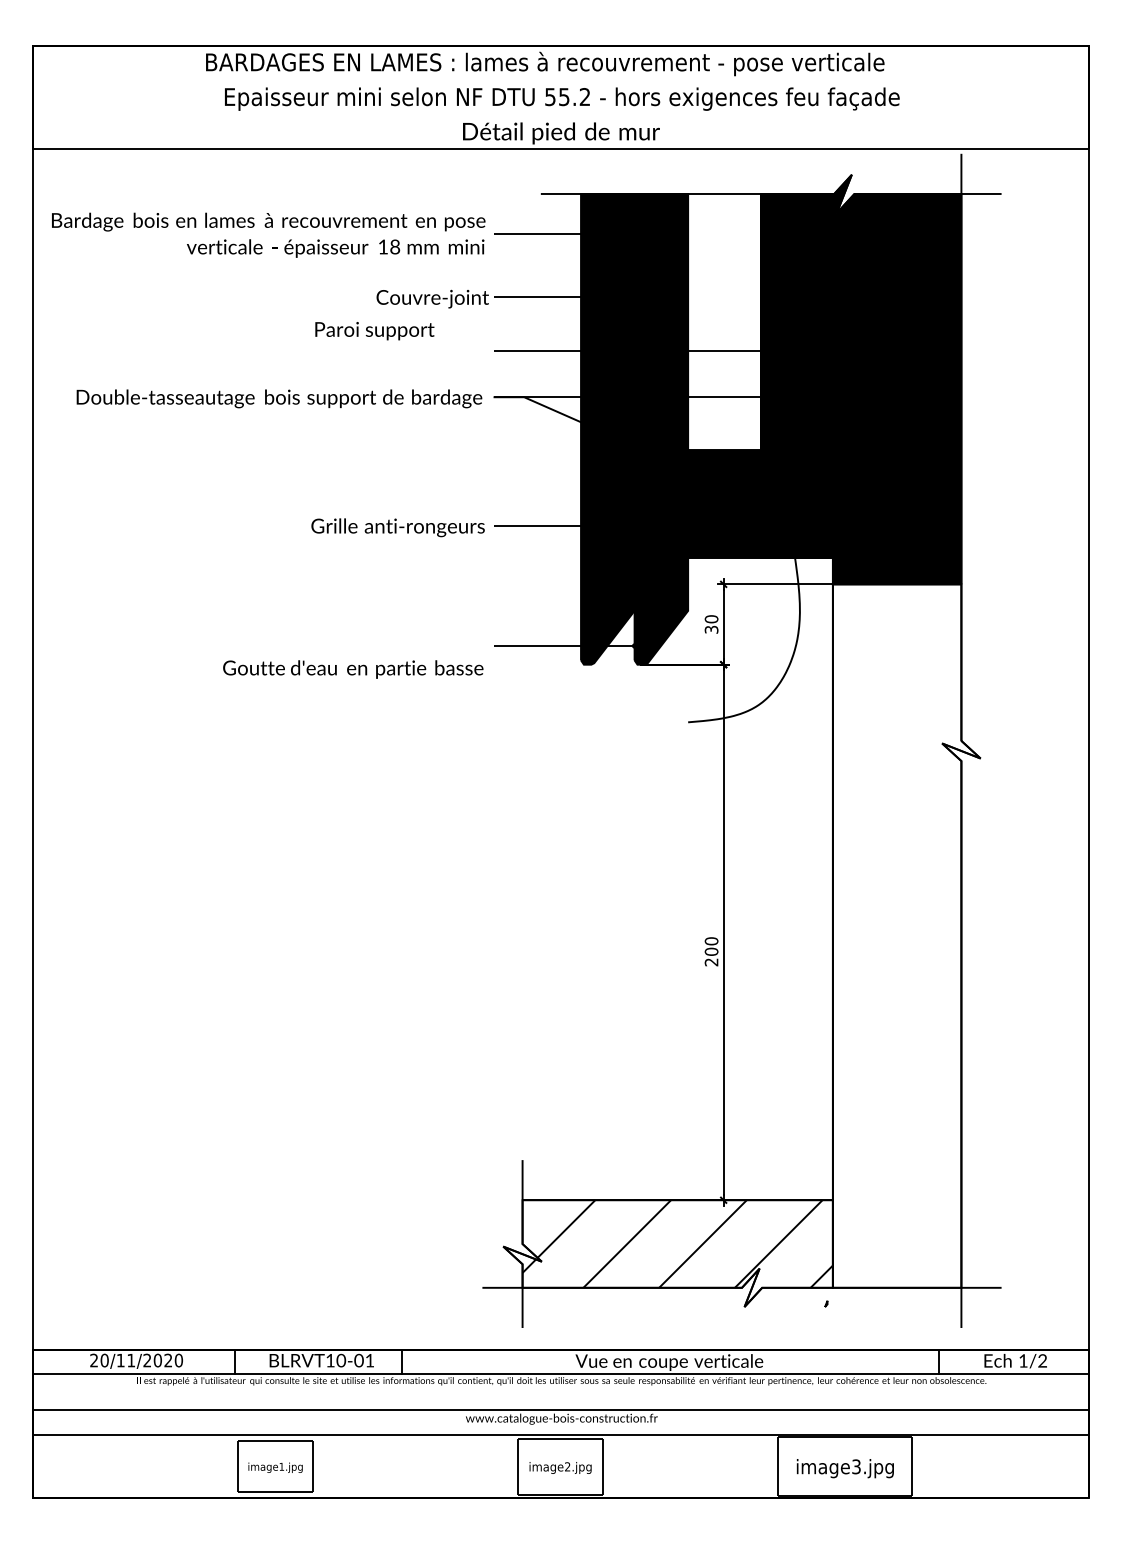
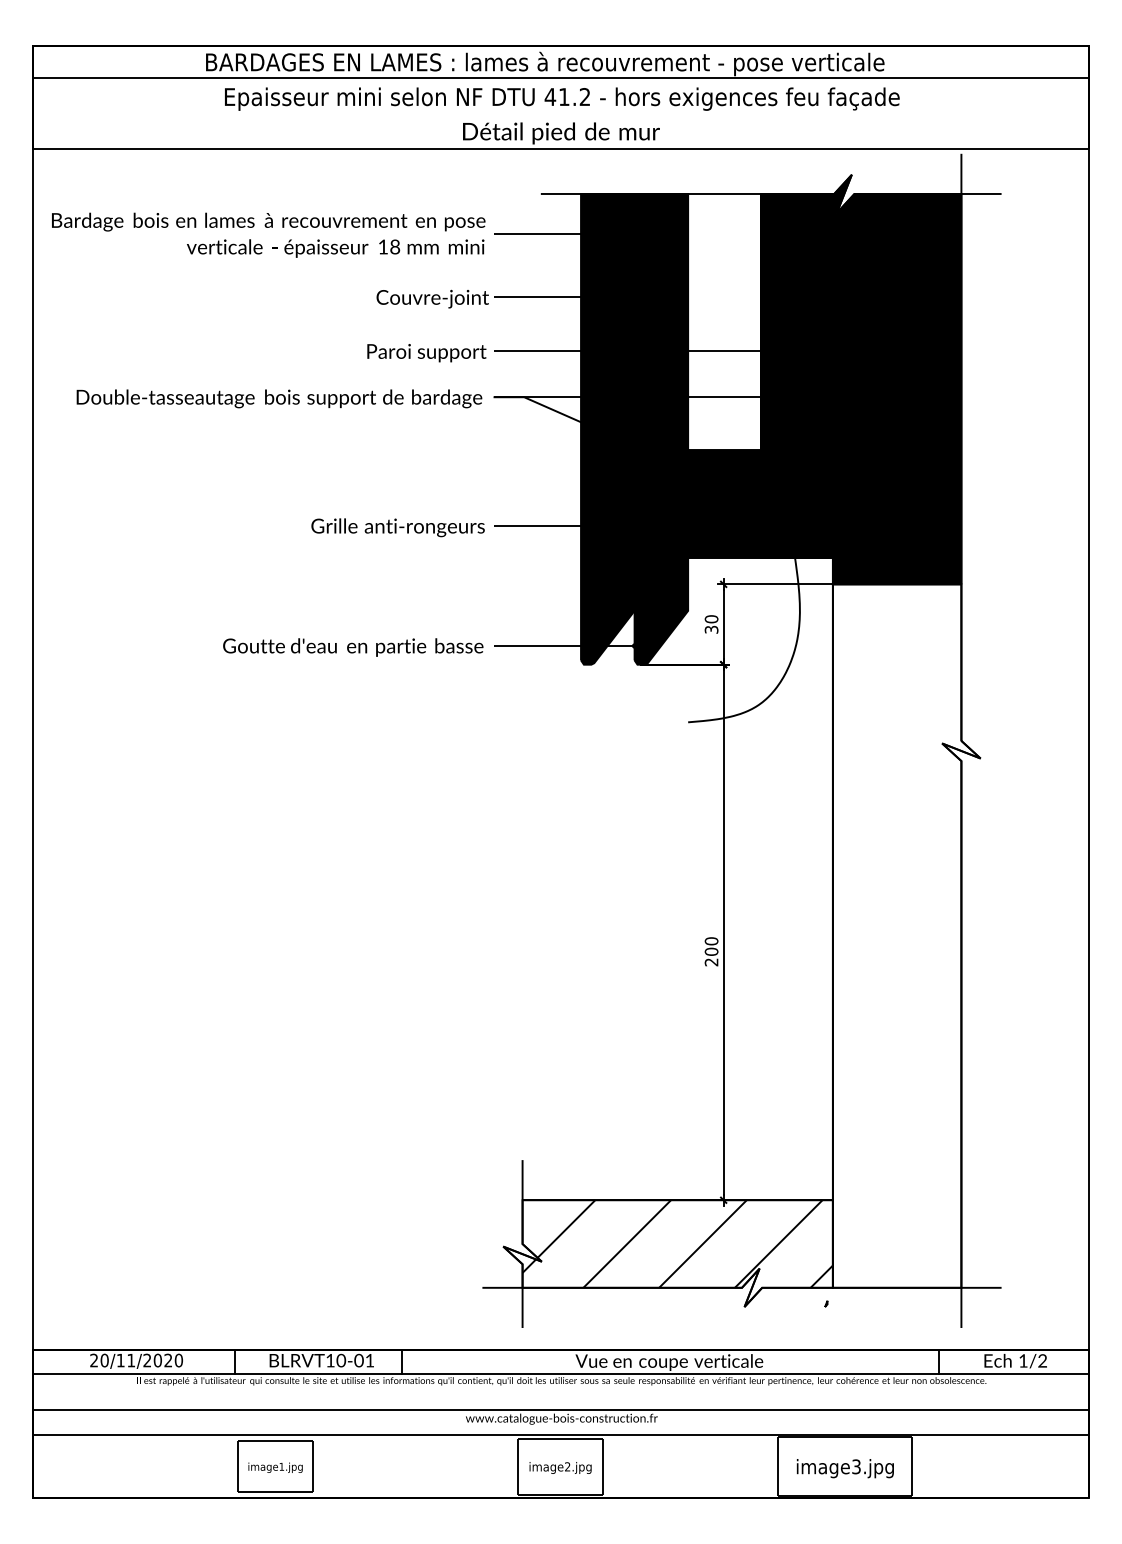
line: none -> present (560, 78)
text: 55.2 -> 41.2 (556, 97)
text position: (374, 331) -> (426, 353) (426, 353)
text position: (353, 669) -> (353, 647) (353, 647)
